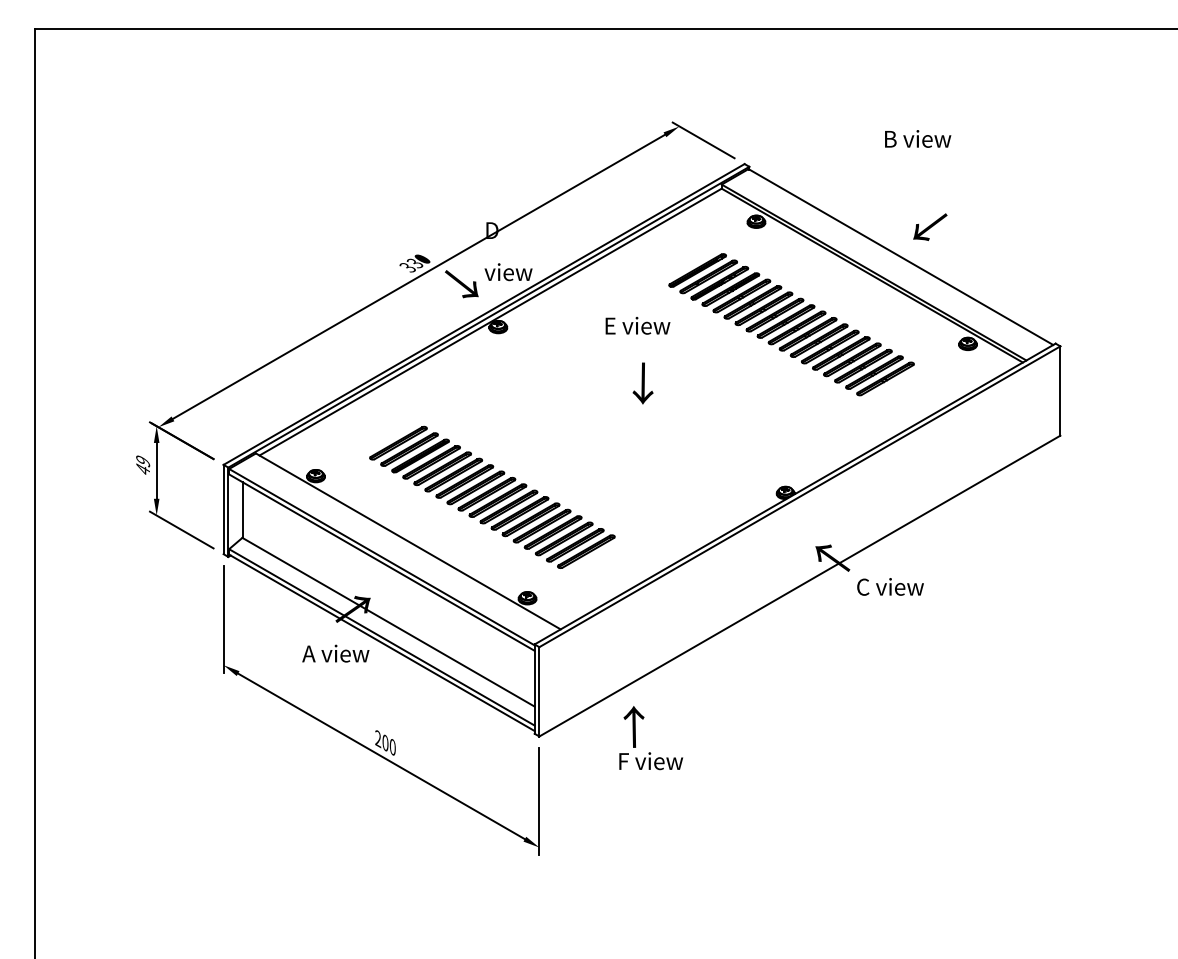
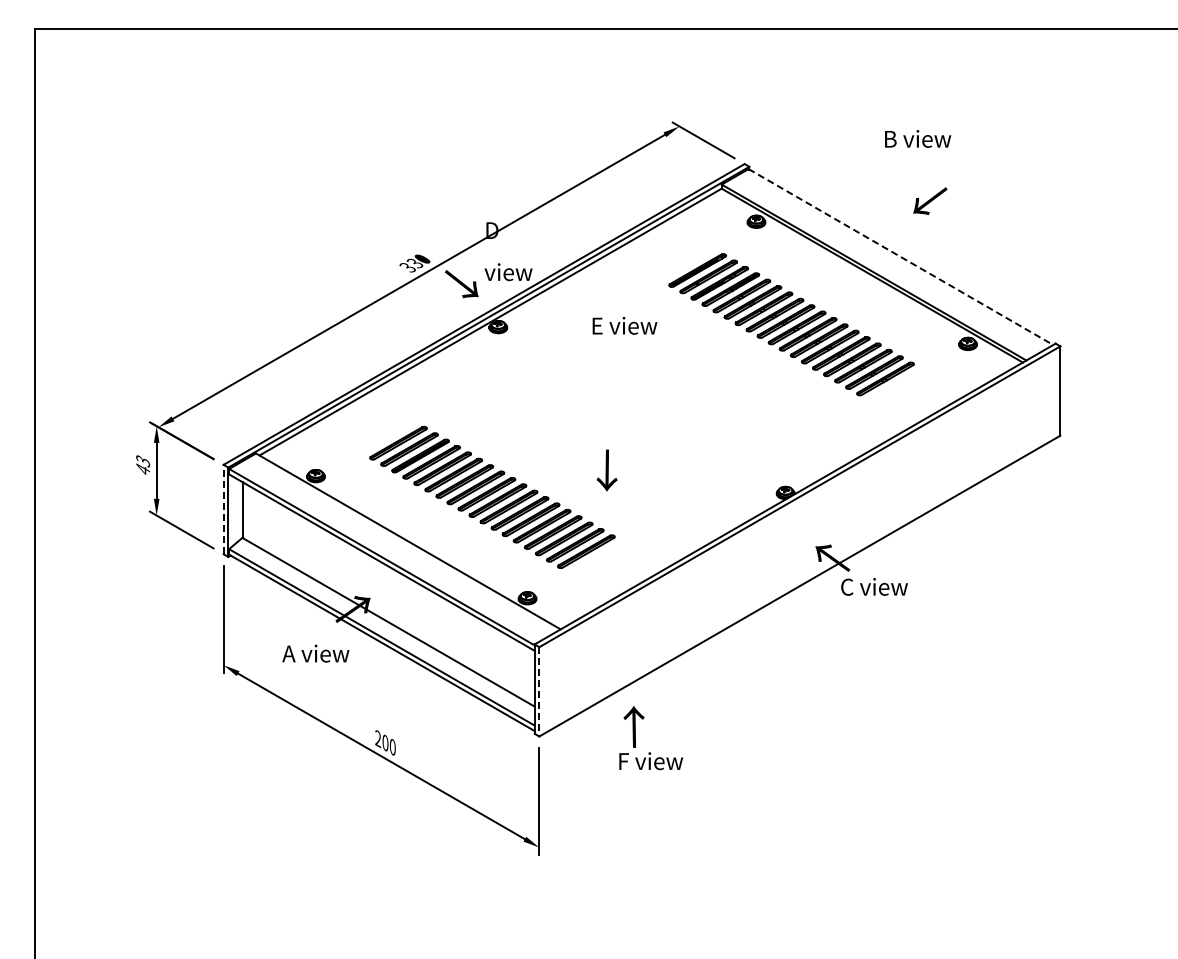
text position: (930, 226) -> (930, 200) (930, 200)
line: solid -> dashed (900, 257)
text position: (637, 325) -> (624, 325) (624, 325)
text position: (642, 383) -> (606, 470) (606, 470)
text: 49 -> 43 (143, 461)
line: solid -> dashed (223, 509)
text position: (890, 586) -> (874, 586) (874, 586)
text position: (335, 653) -> (315, 653) (315, 653)
line: solid -> dashed (539, 691)
